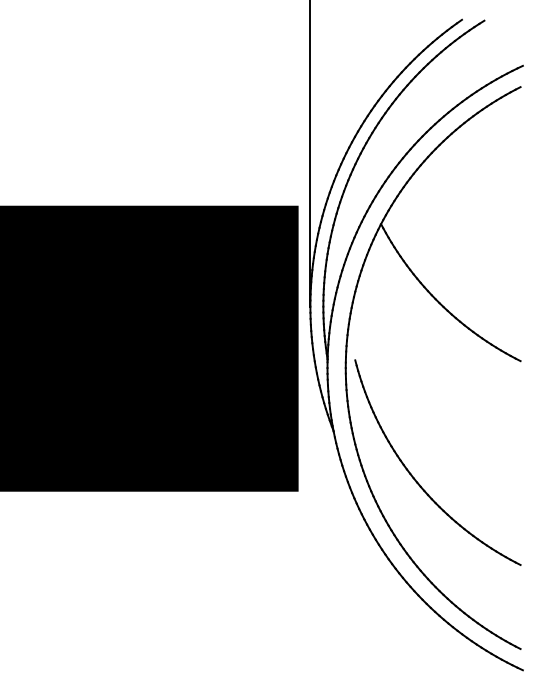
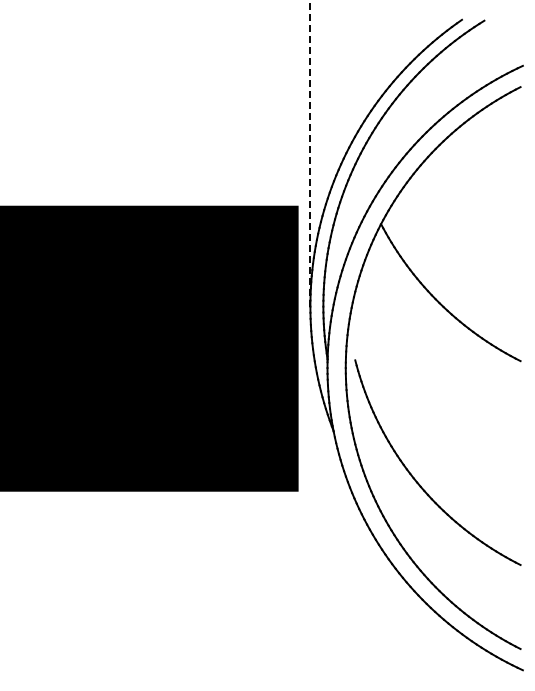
line: solid -> dashed (310, 153)
